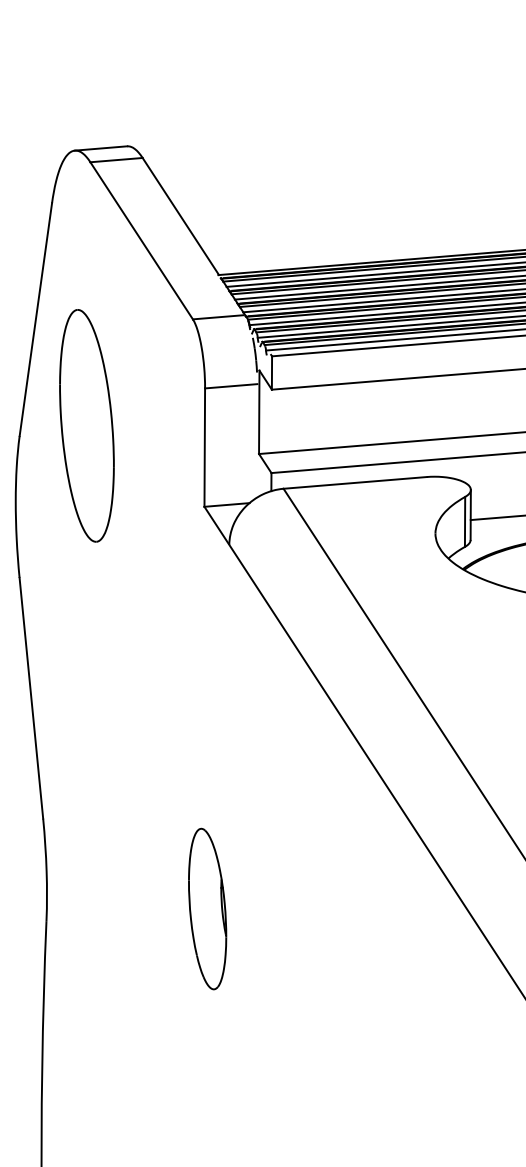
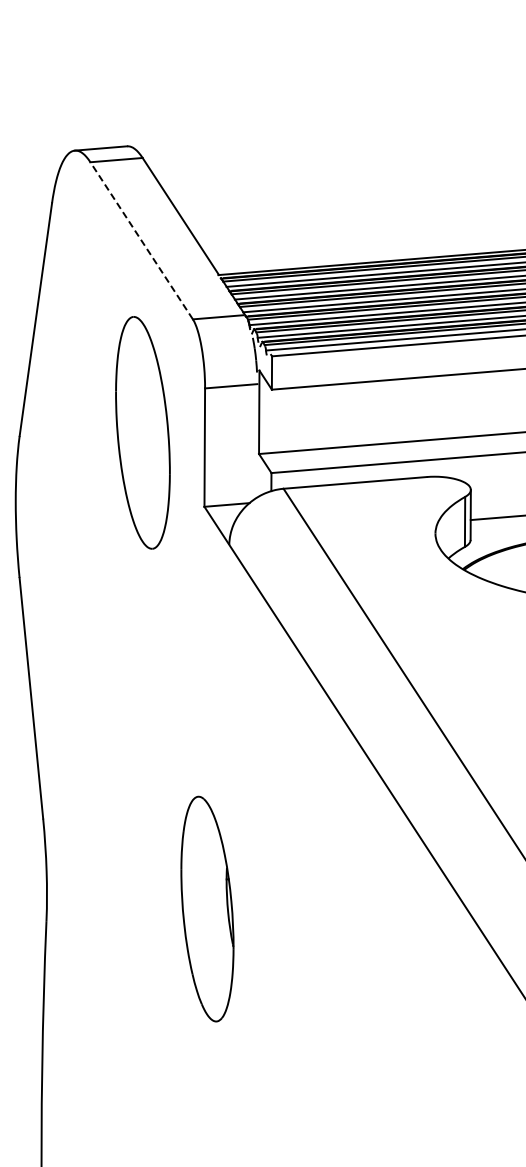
line: solid -> dashed (141, 240)
part position: (86, 425) -> (142, 432) (142, 432)
part size: 40x164 px -> 55x228 px (207, 908)
